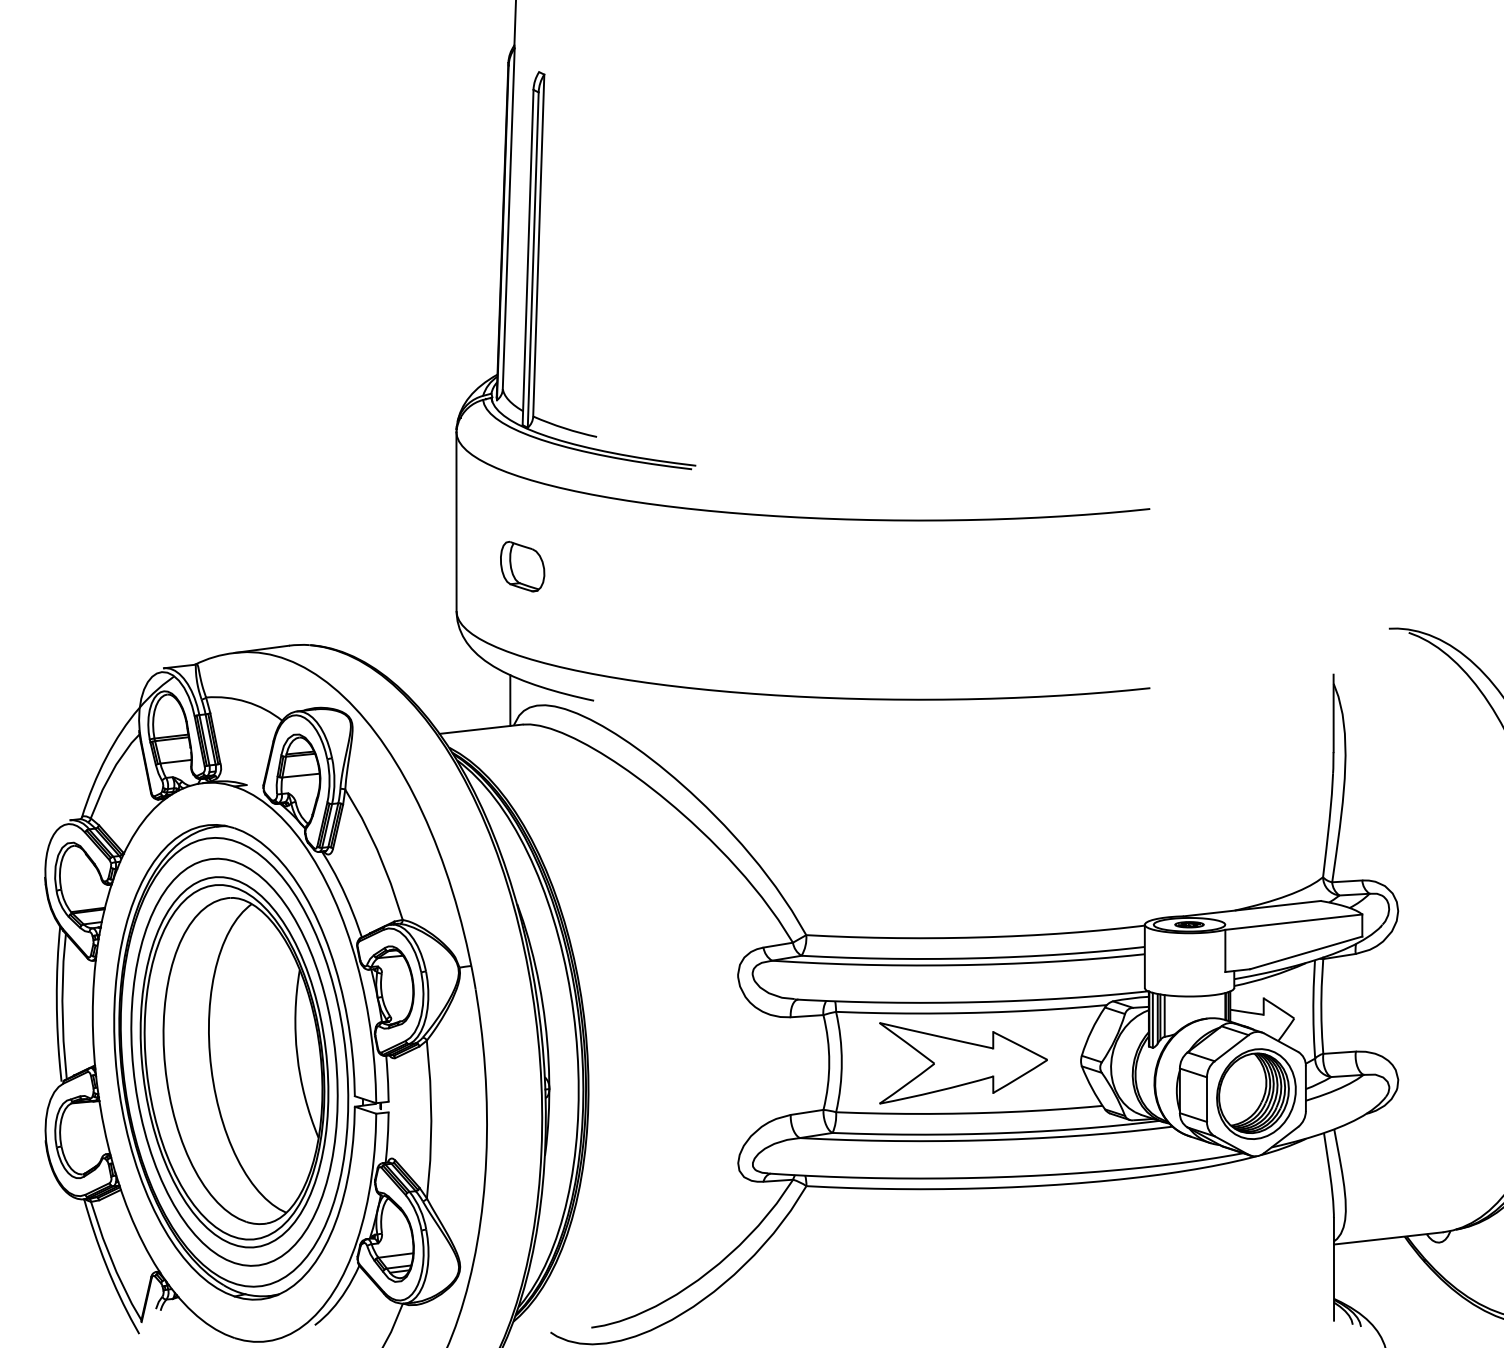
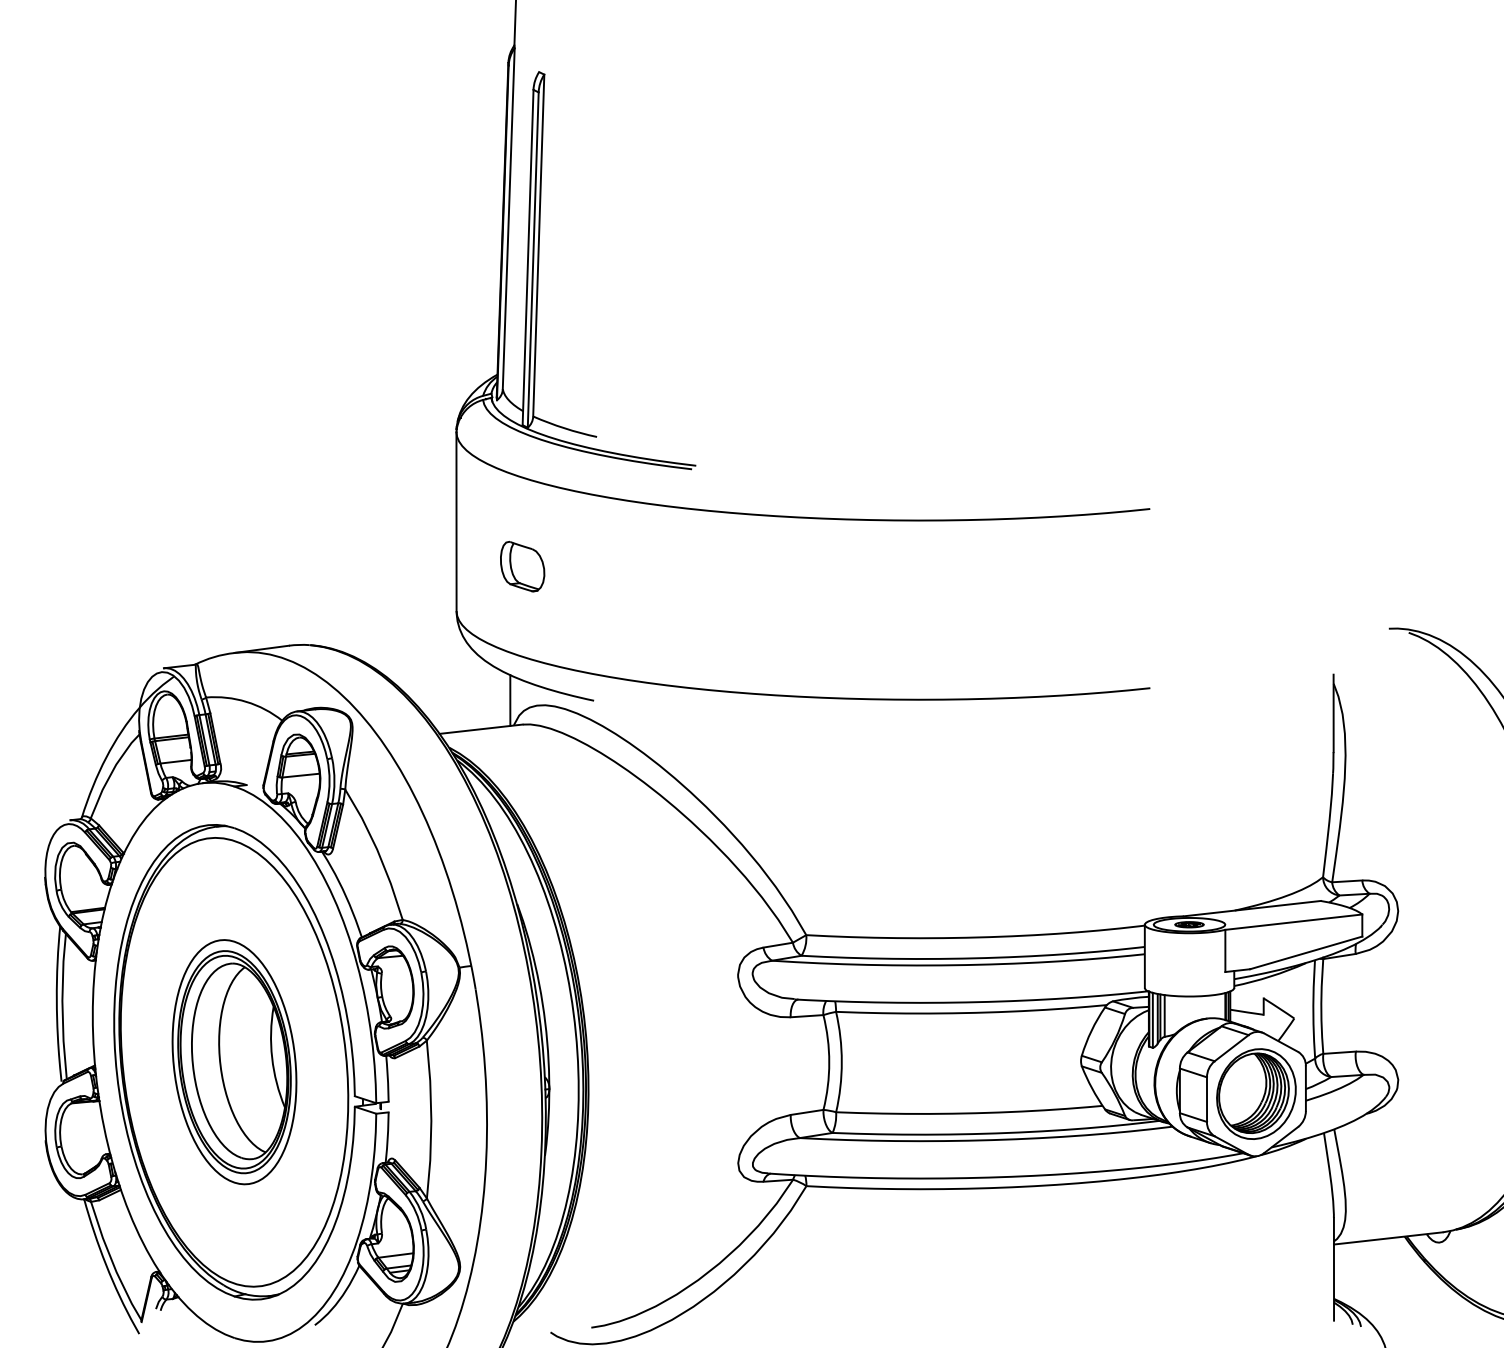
part size: 209x410 px -> 127x247 px (234, 1062)
part: present -> none (963, 1063)
